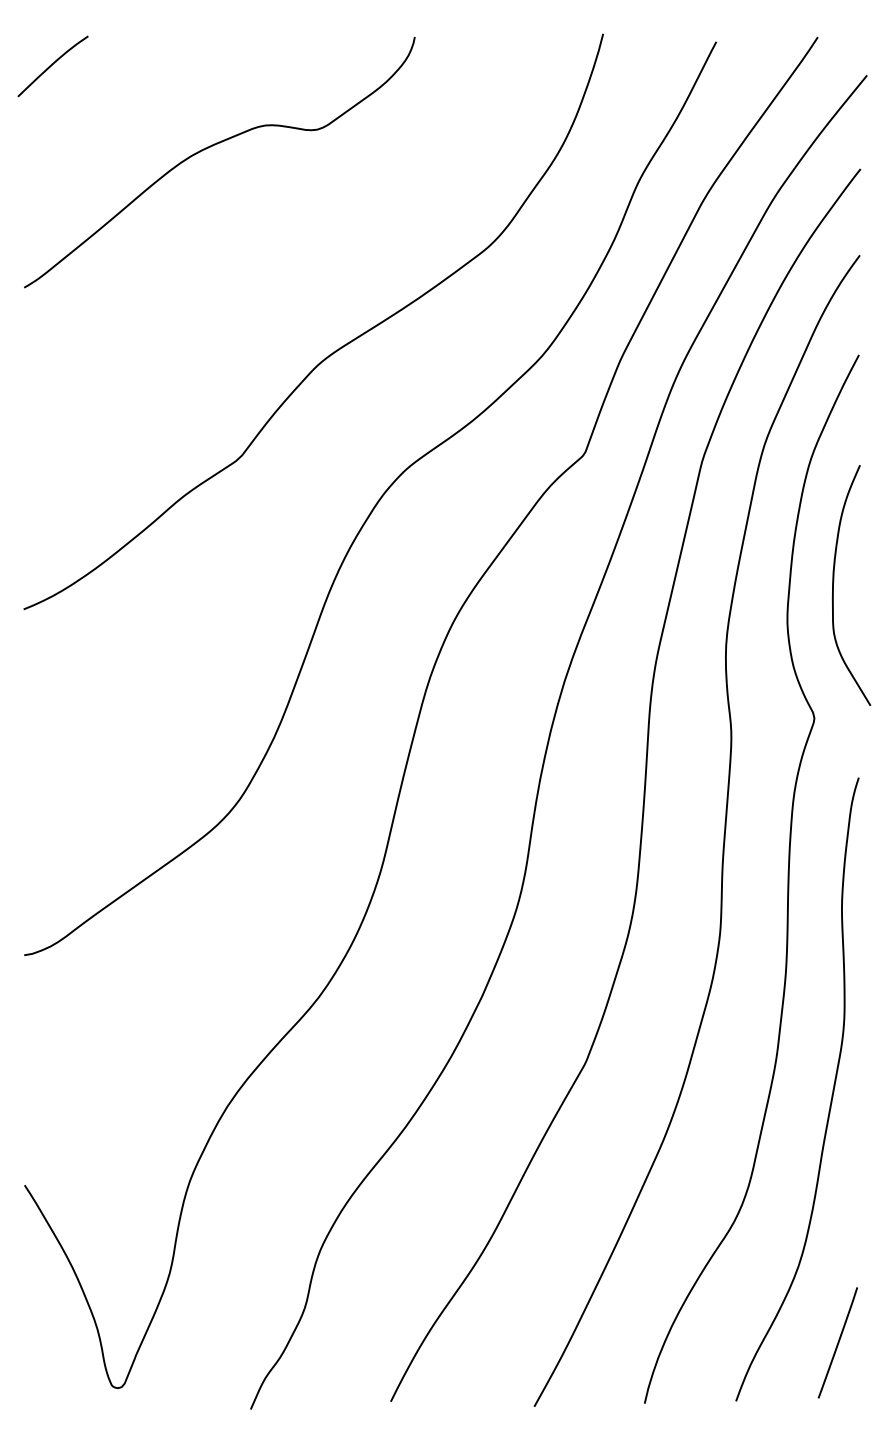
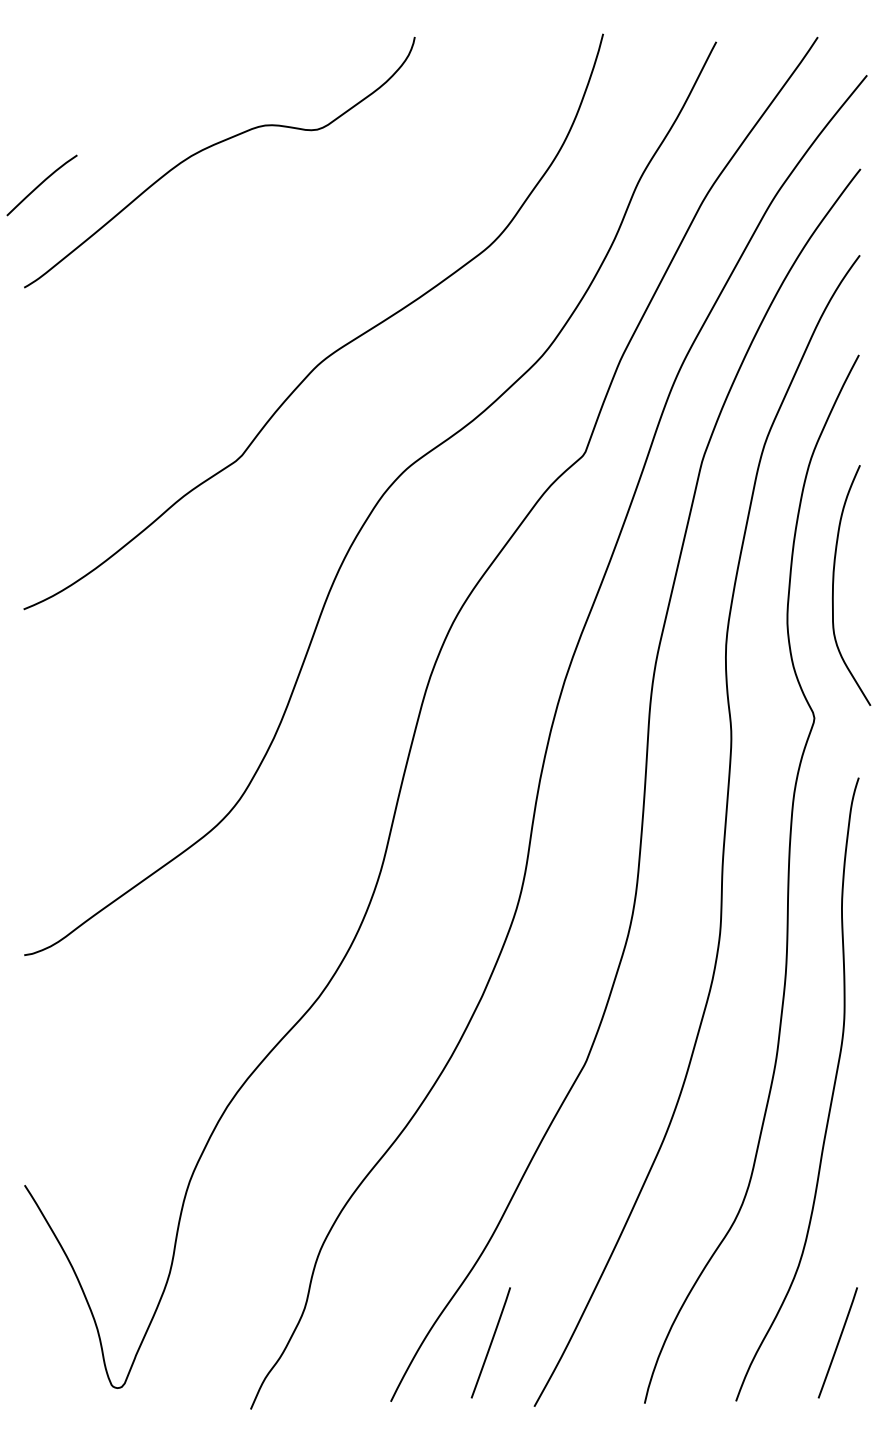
curve position: (52, 65) -> (41, 184) (41, 184)
line: none -> present (490, 1342)
